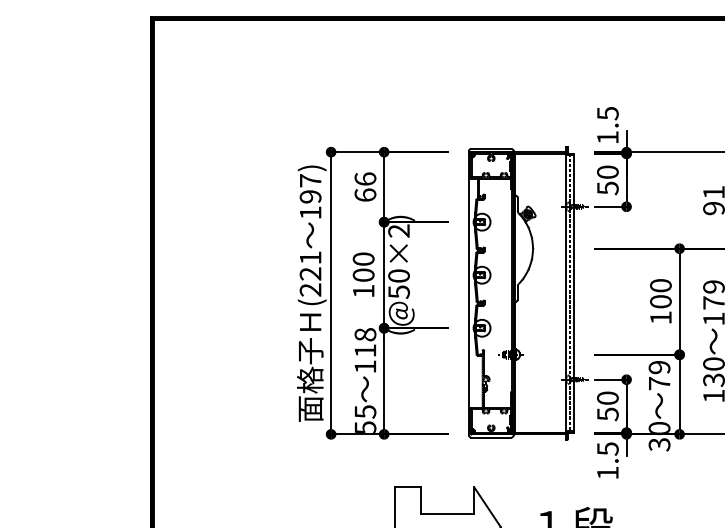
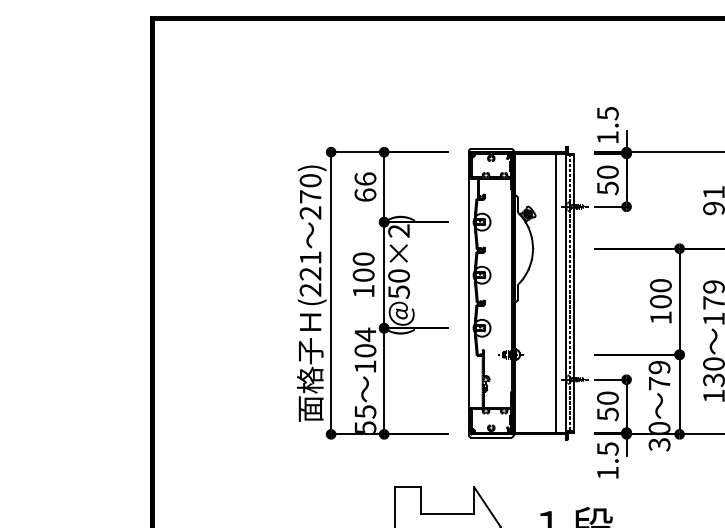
text: 197) -> 270) (310, 196)
line: none -> present (556, 292)
text: 118 -> 104 (365, 342)
